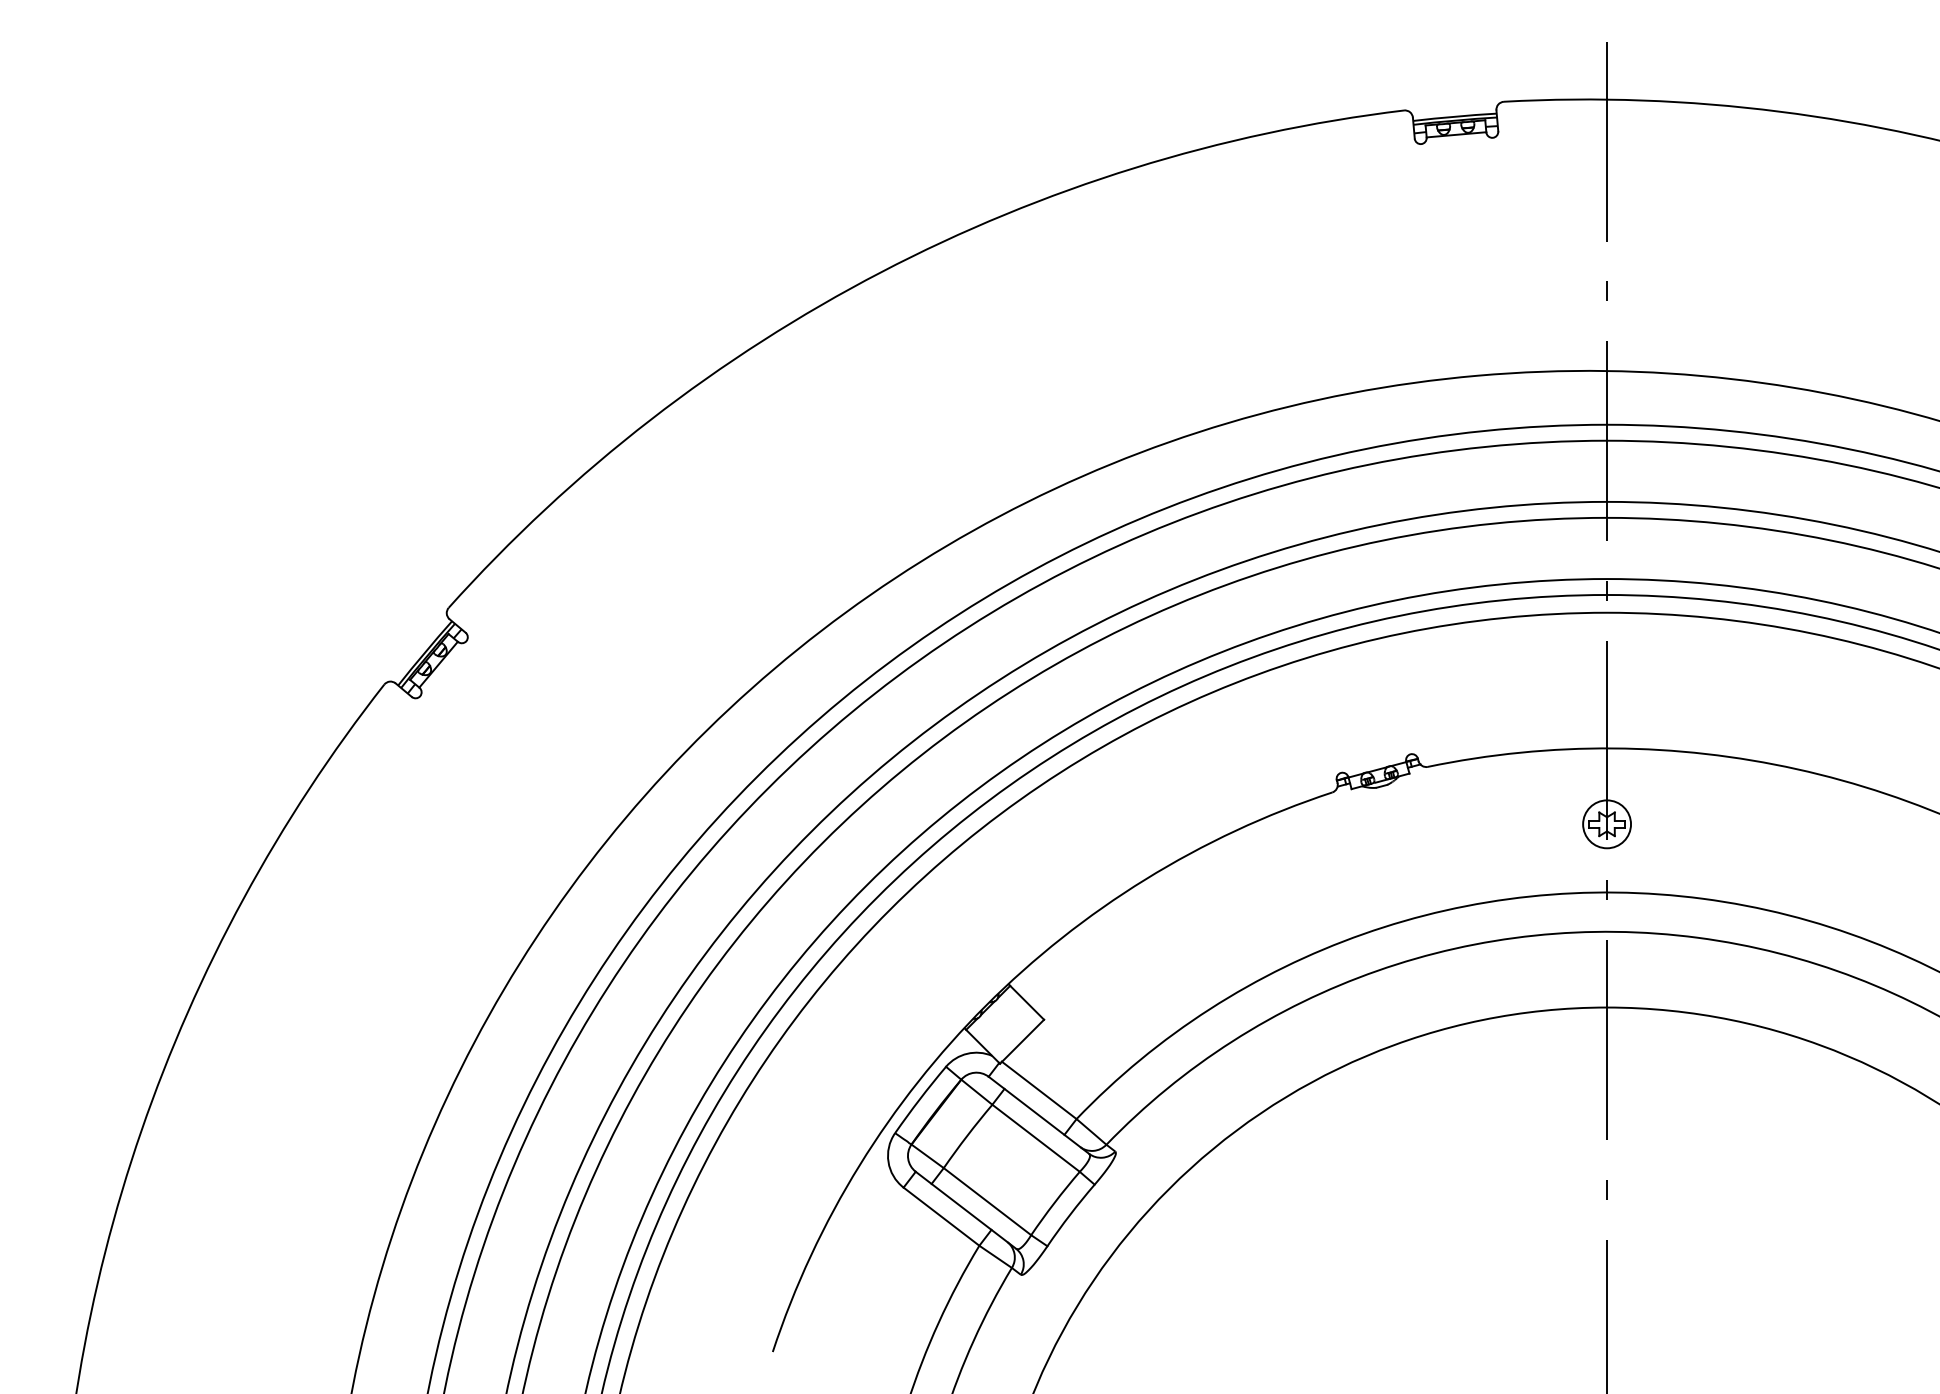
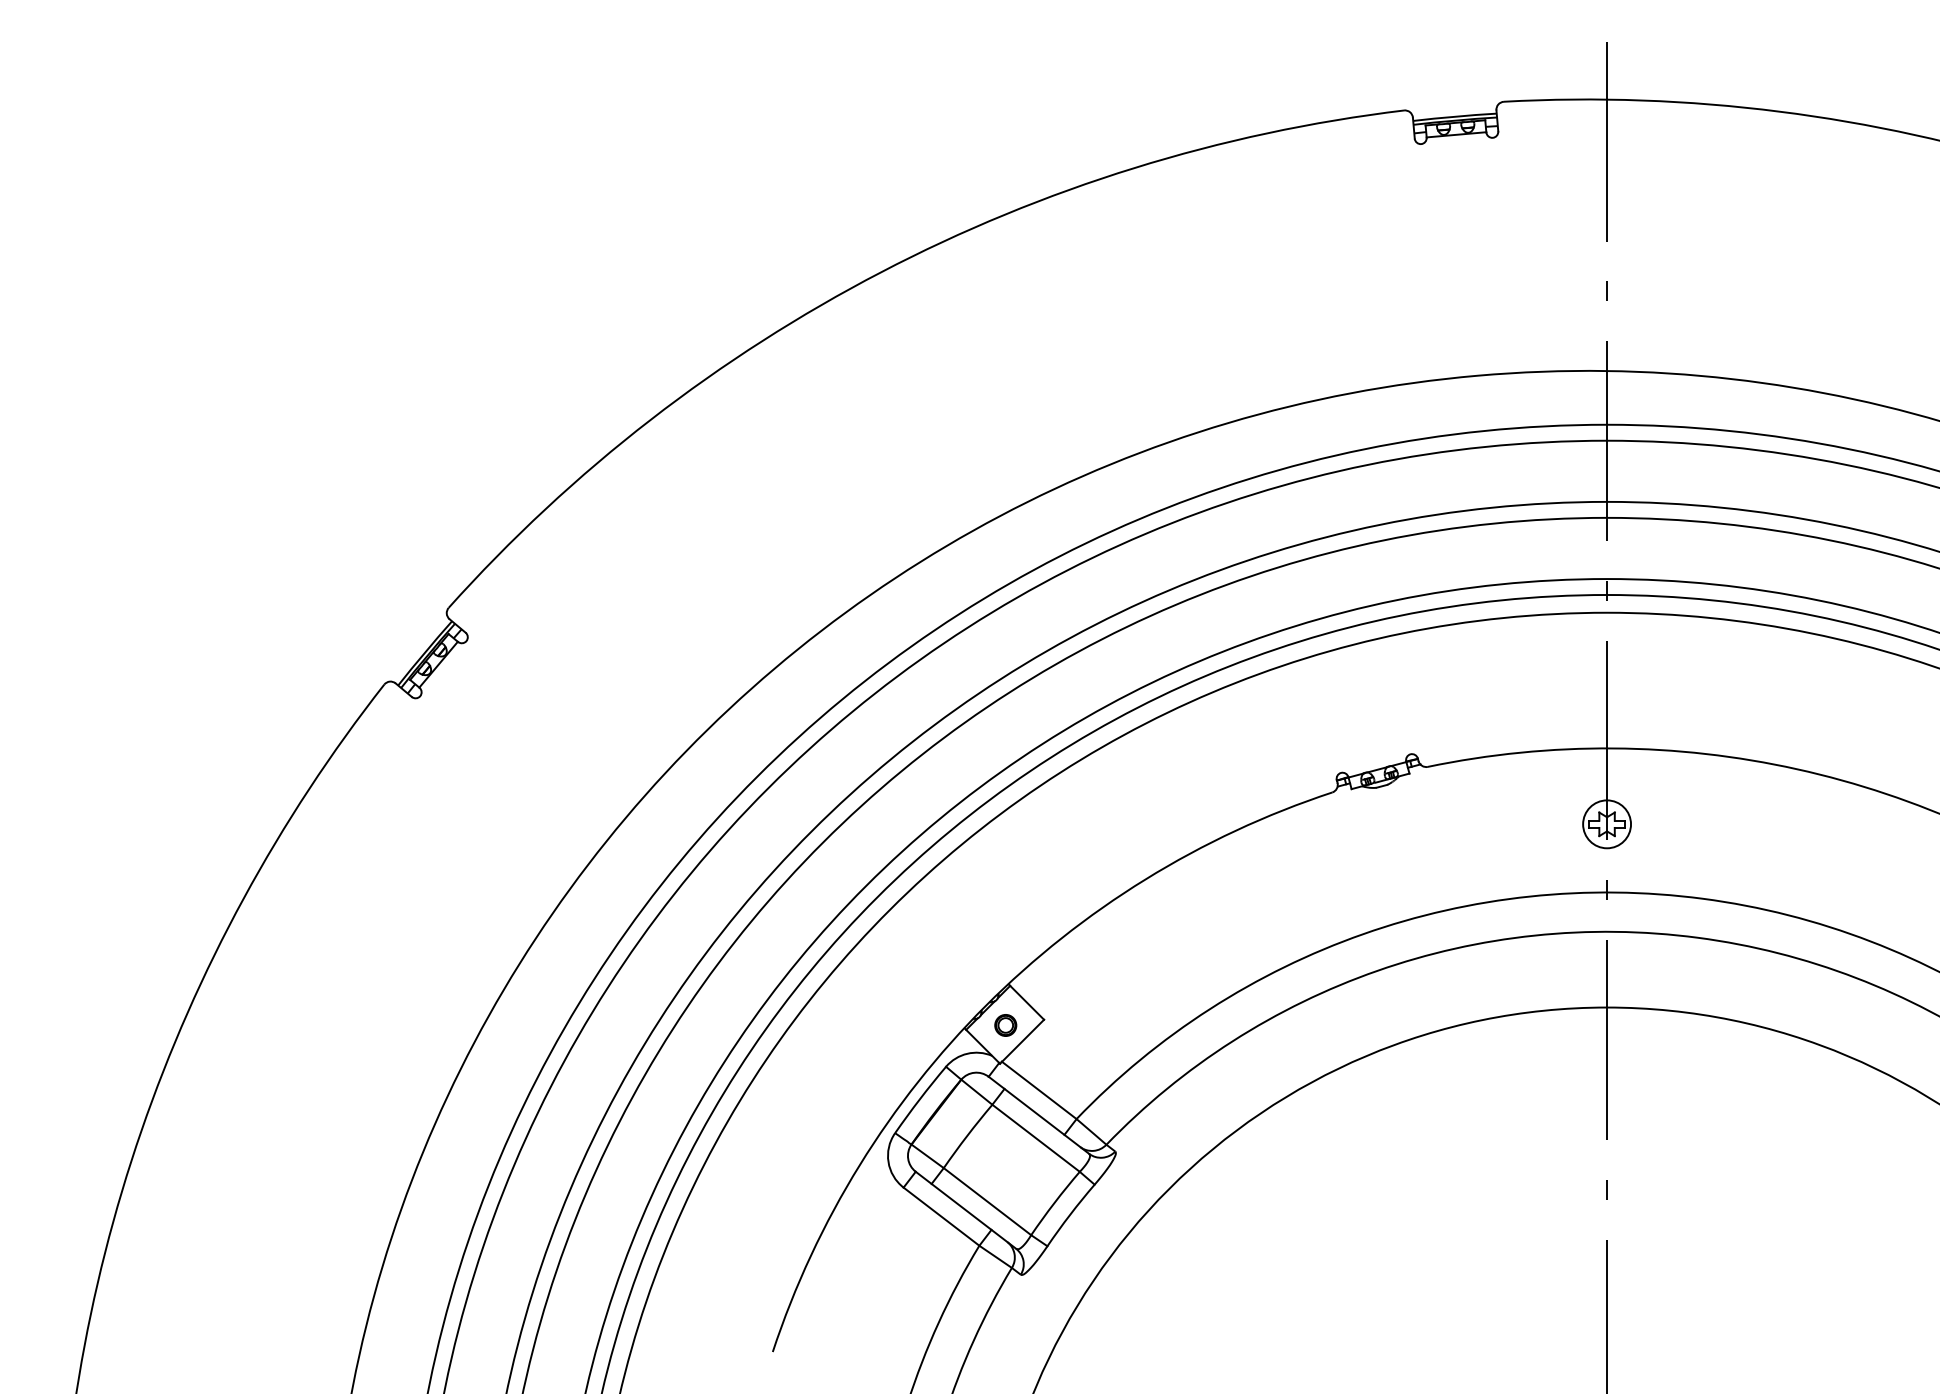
part: none -> present (1005, 1025)
